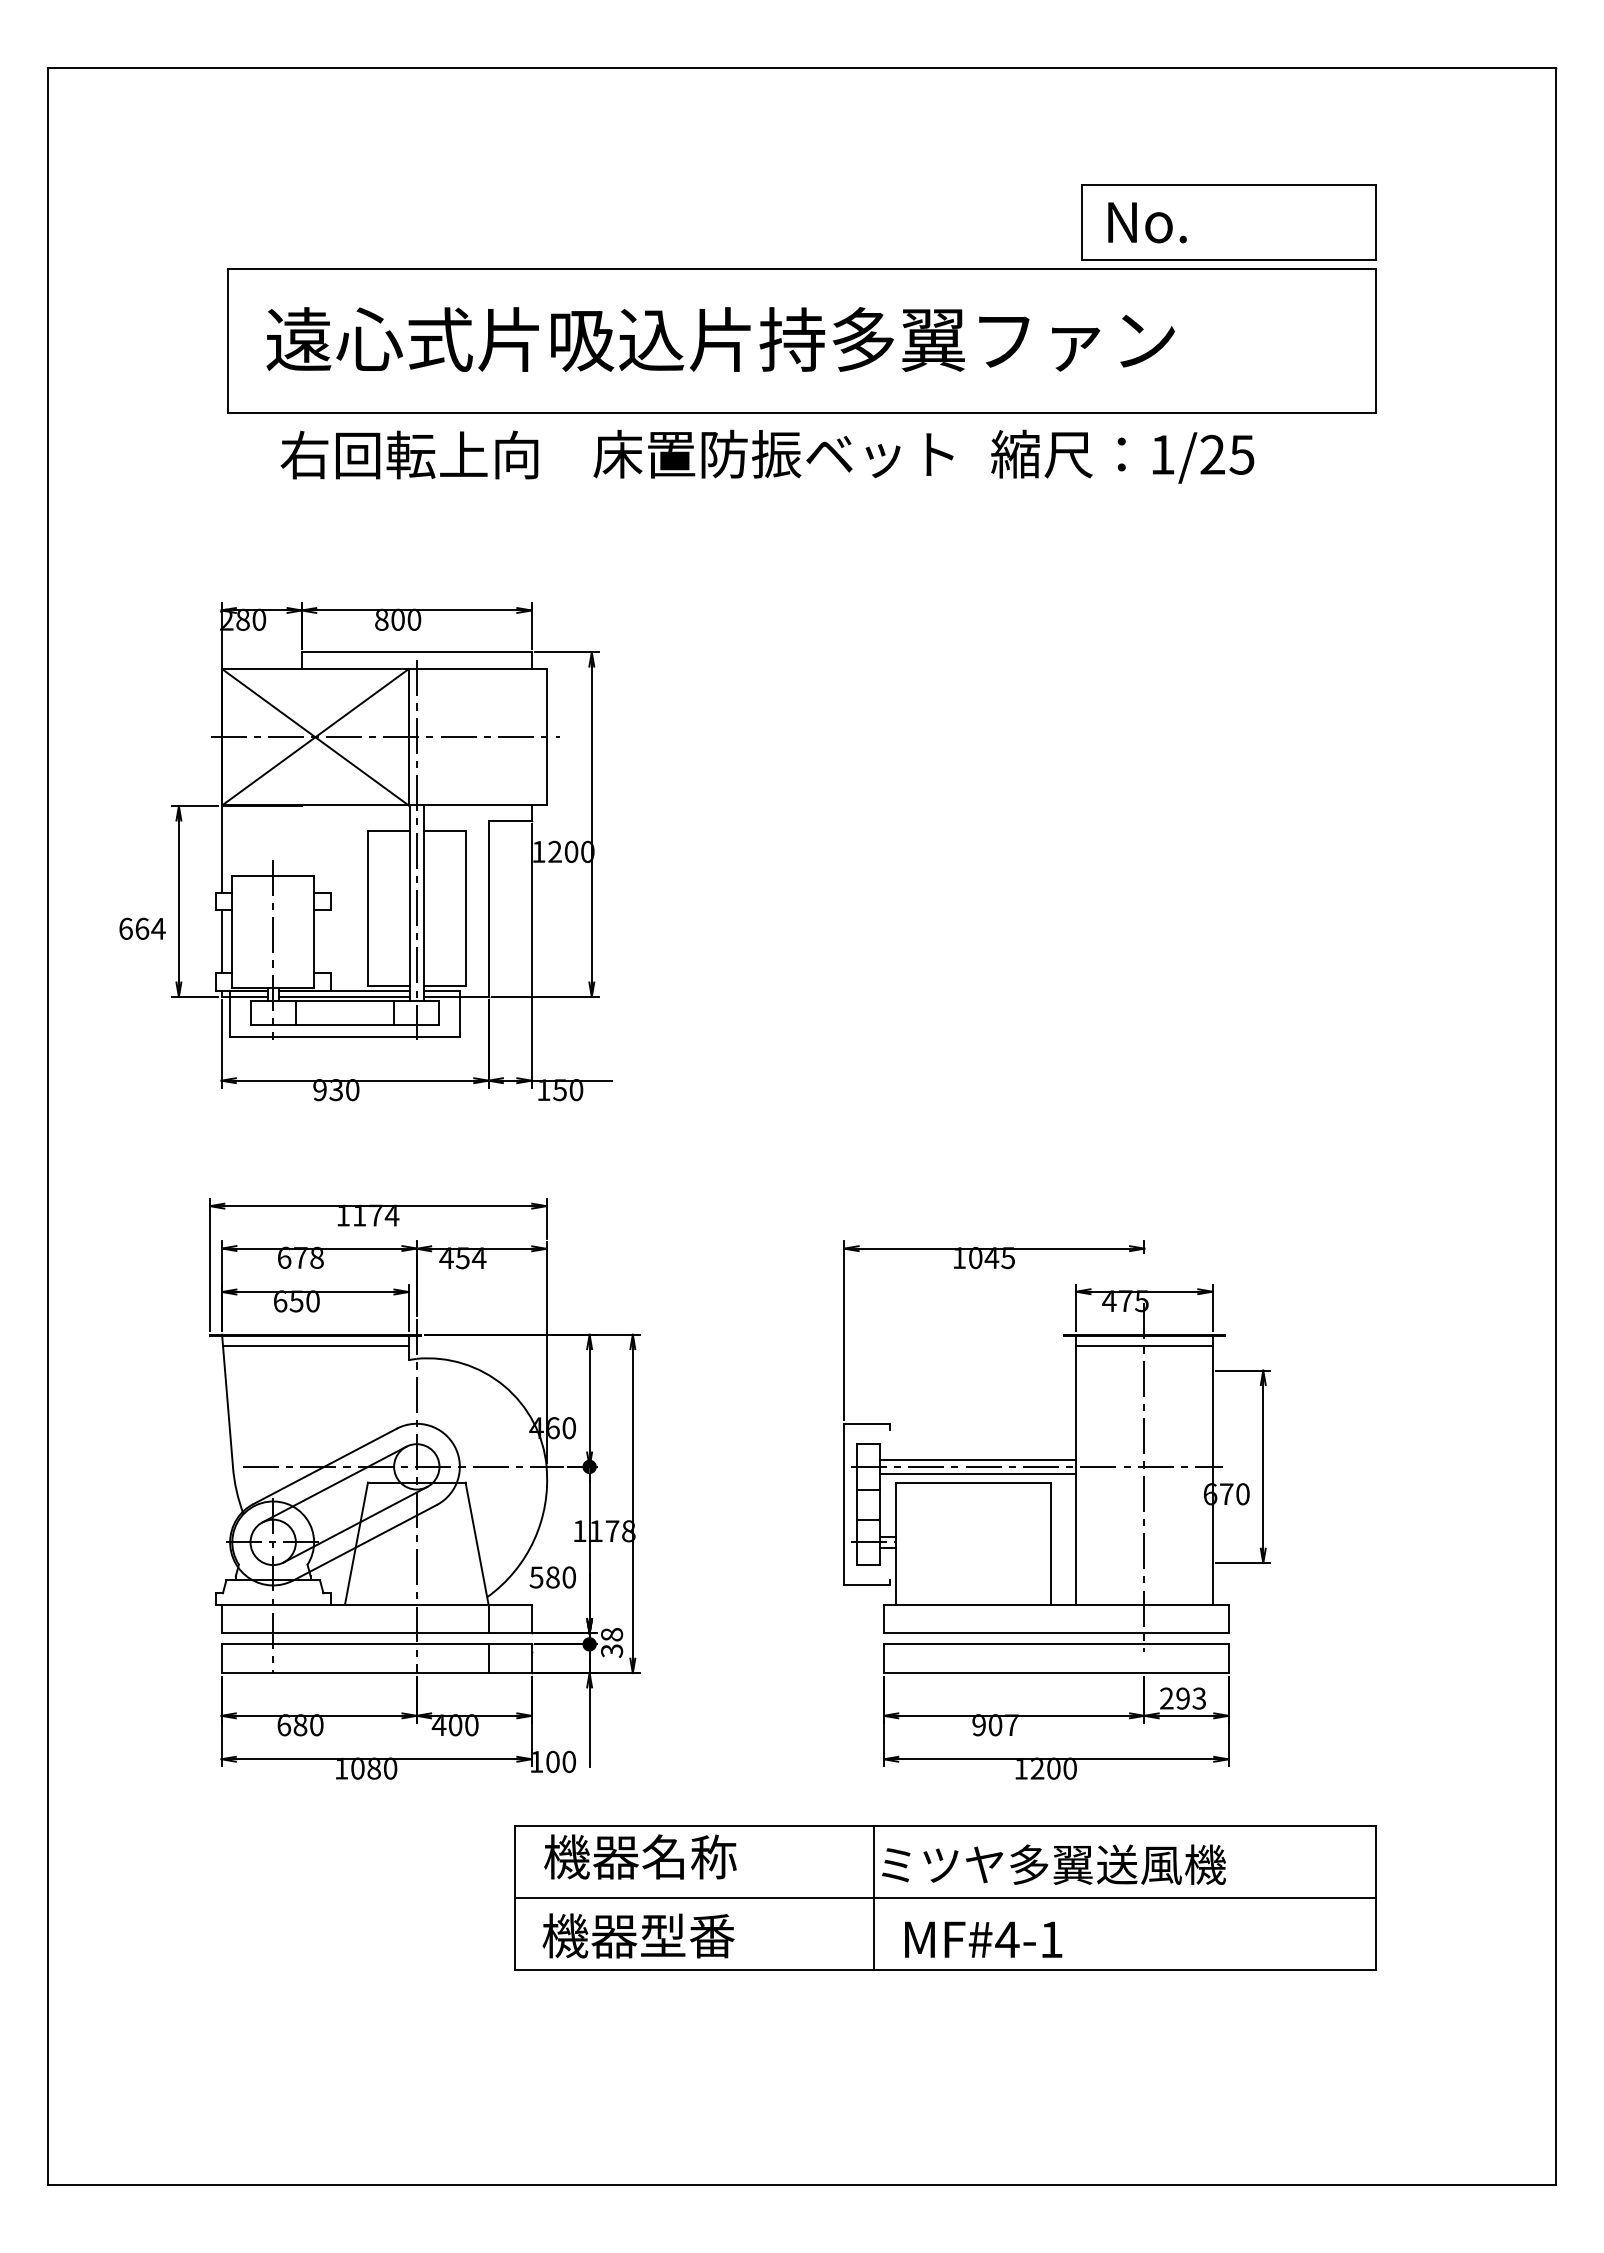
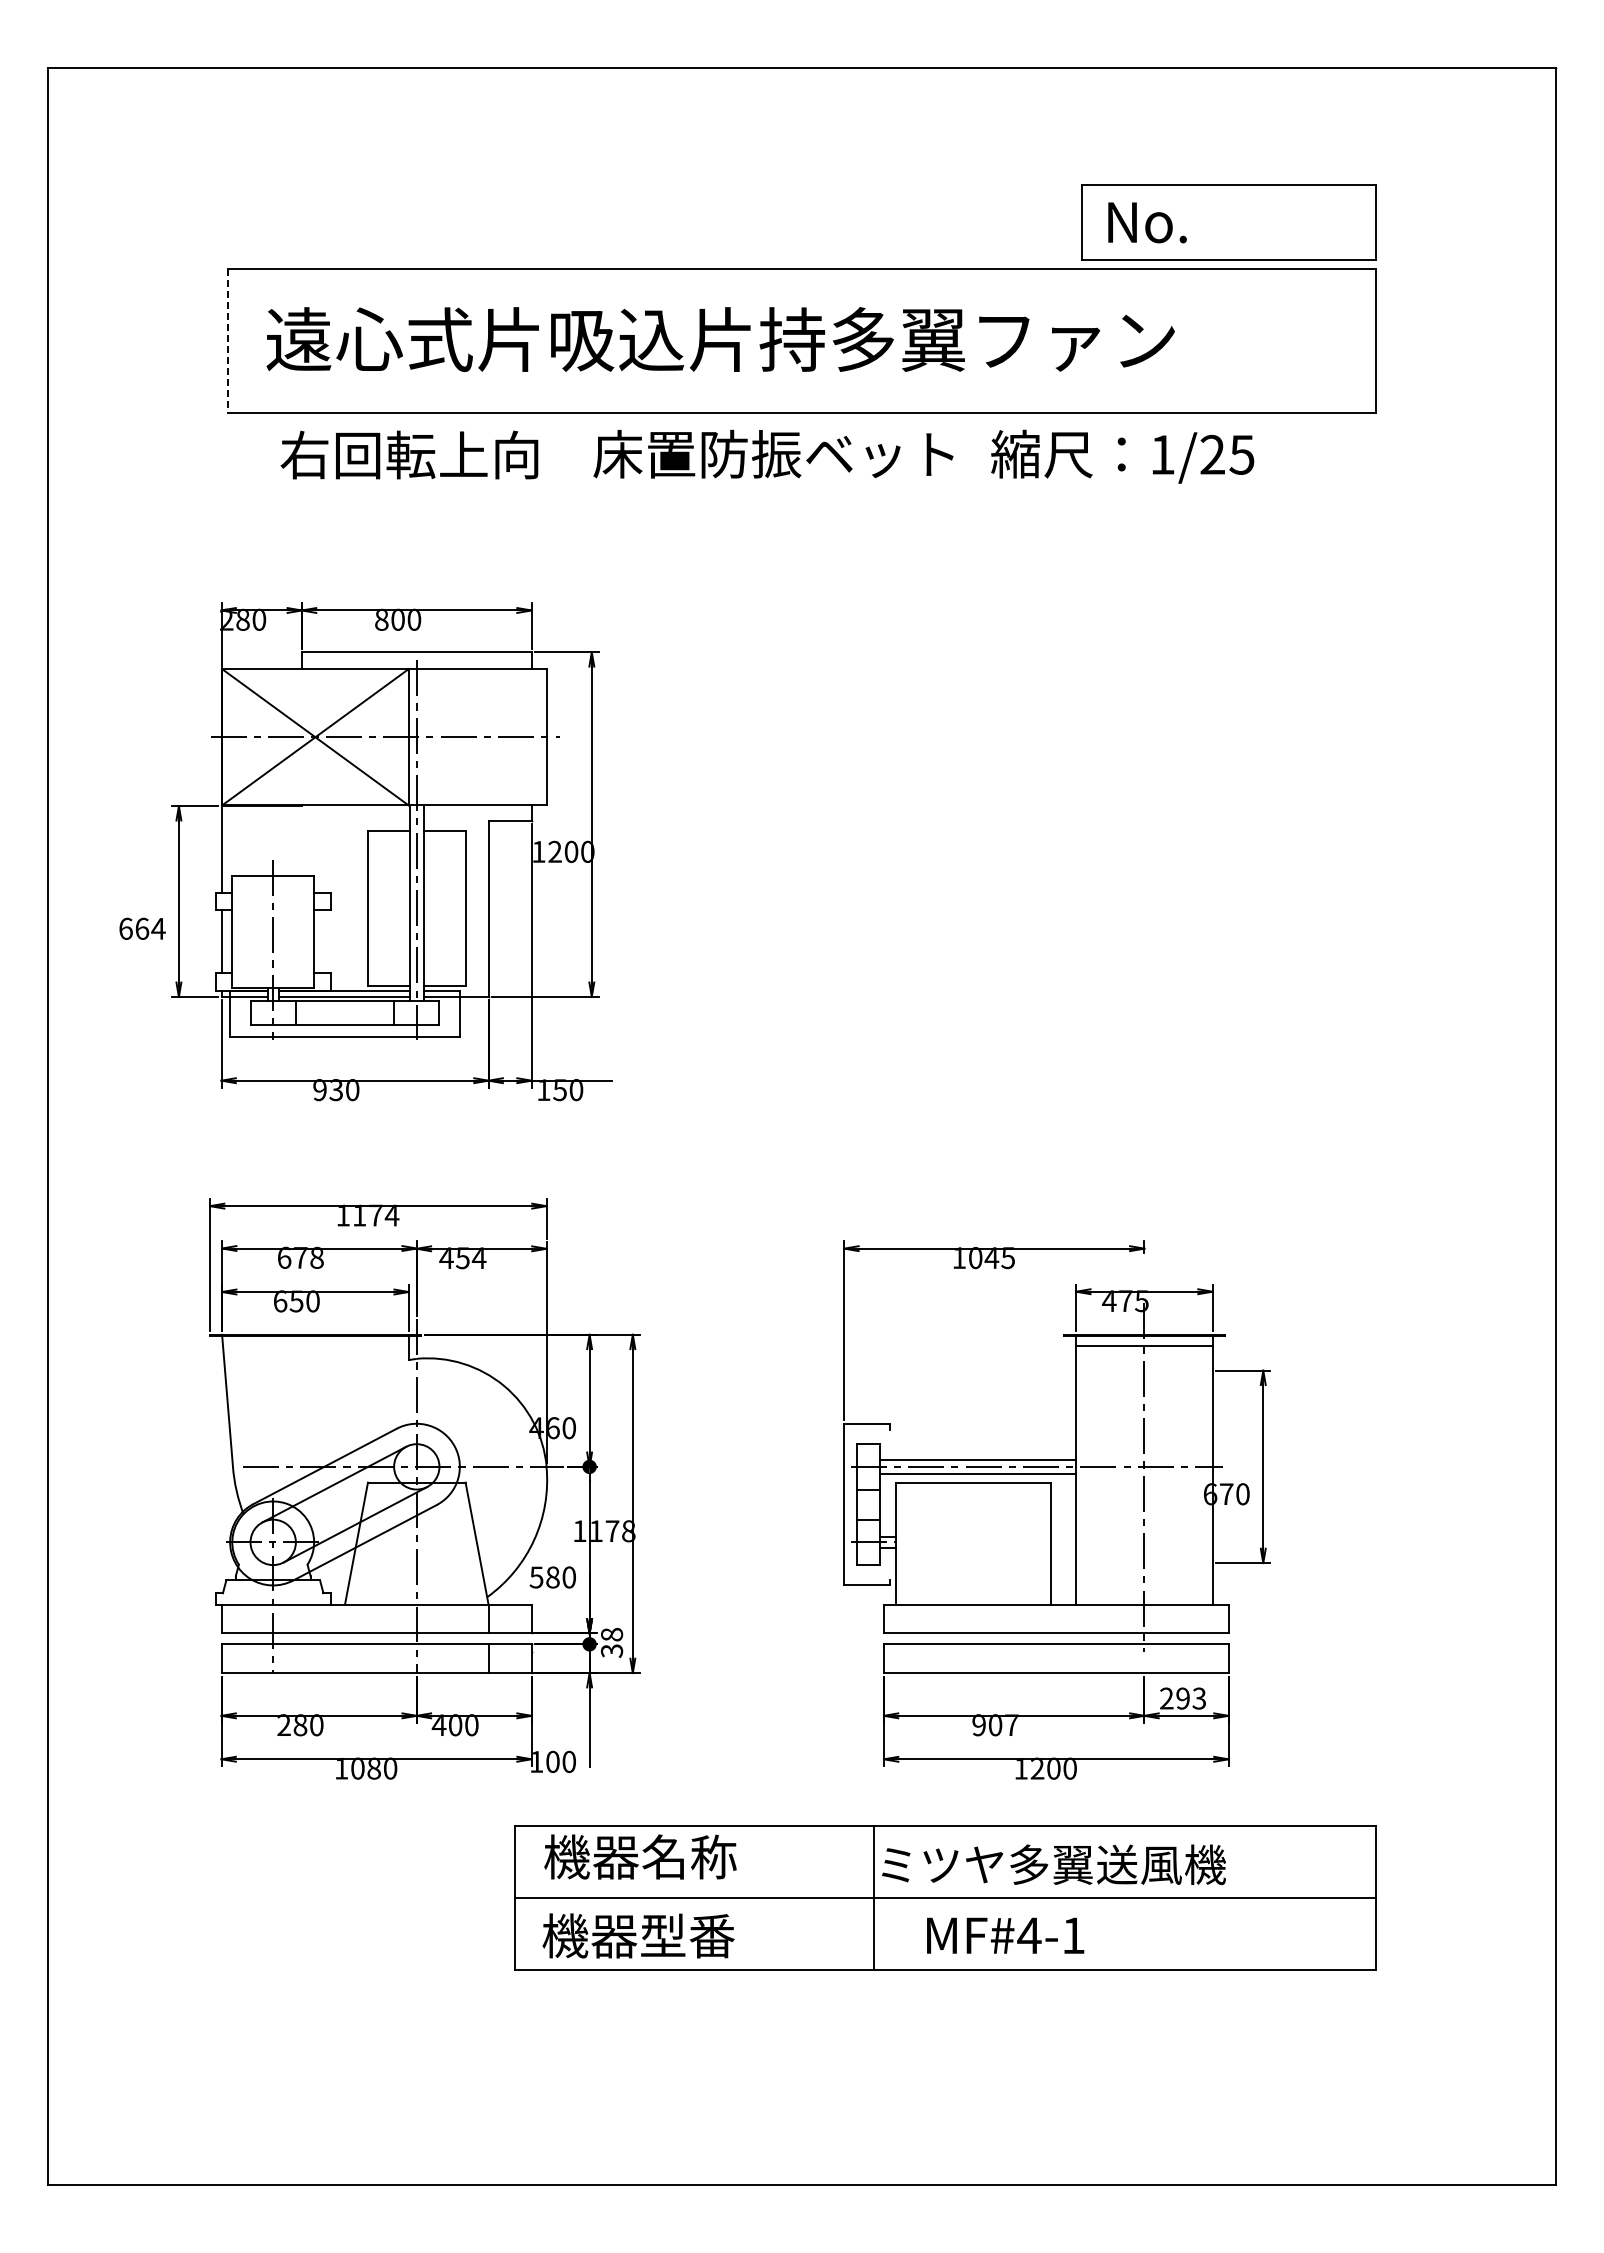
line: solid -> dashed (227, 340)
line: present -> none (315, 1346)
text: 680 -> 280 (284, 1725)
text position: (983, 1939) -> (1005, 1935) (1005, 1935)
